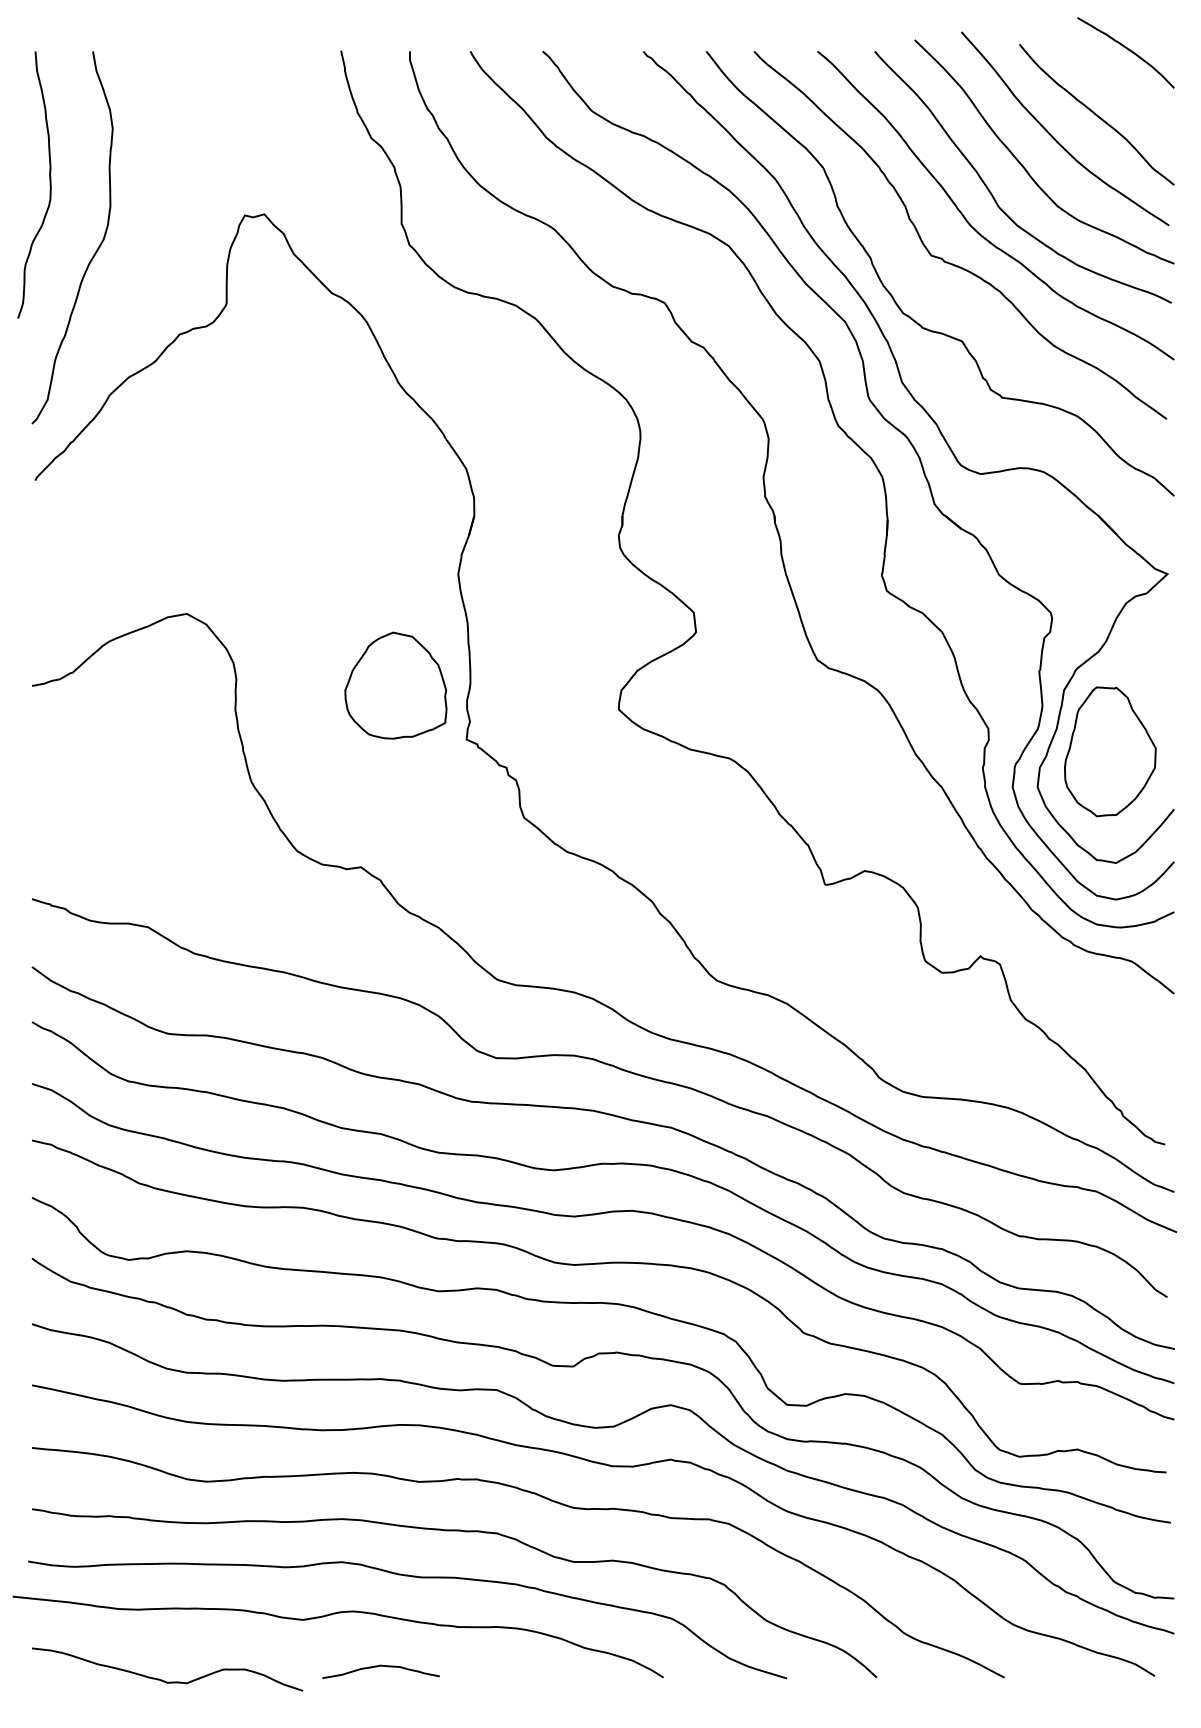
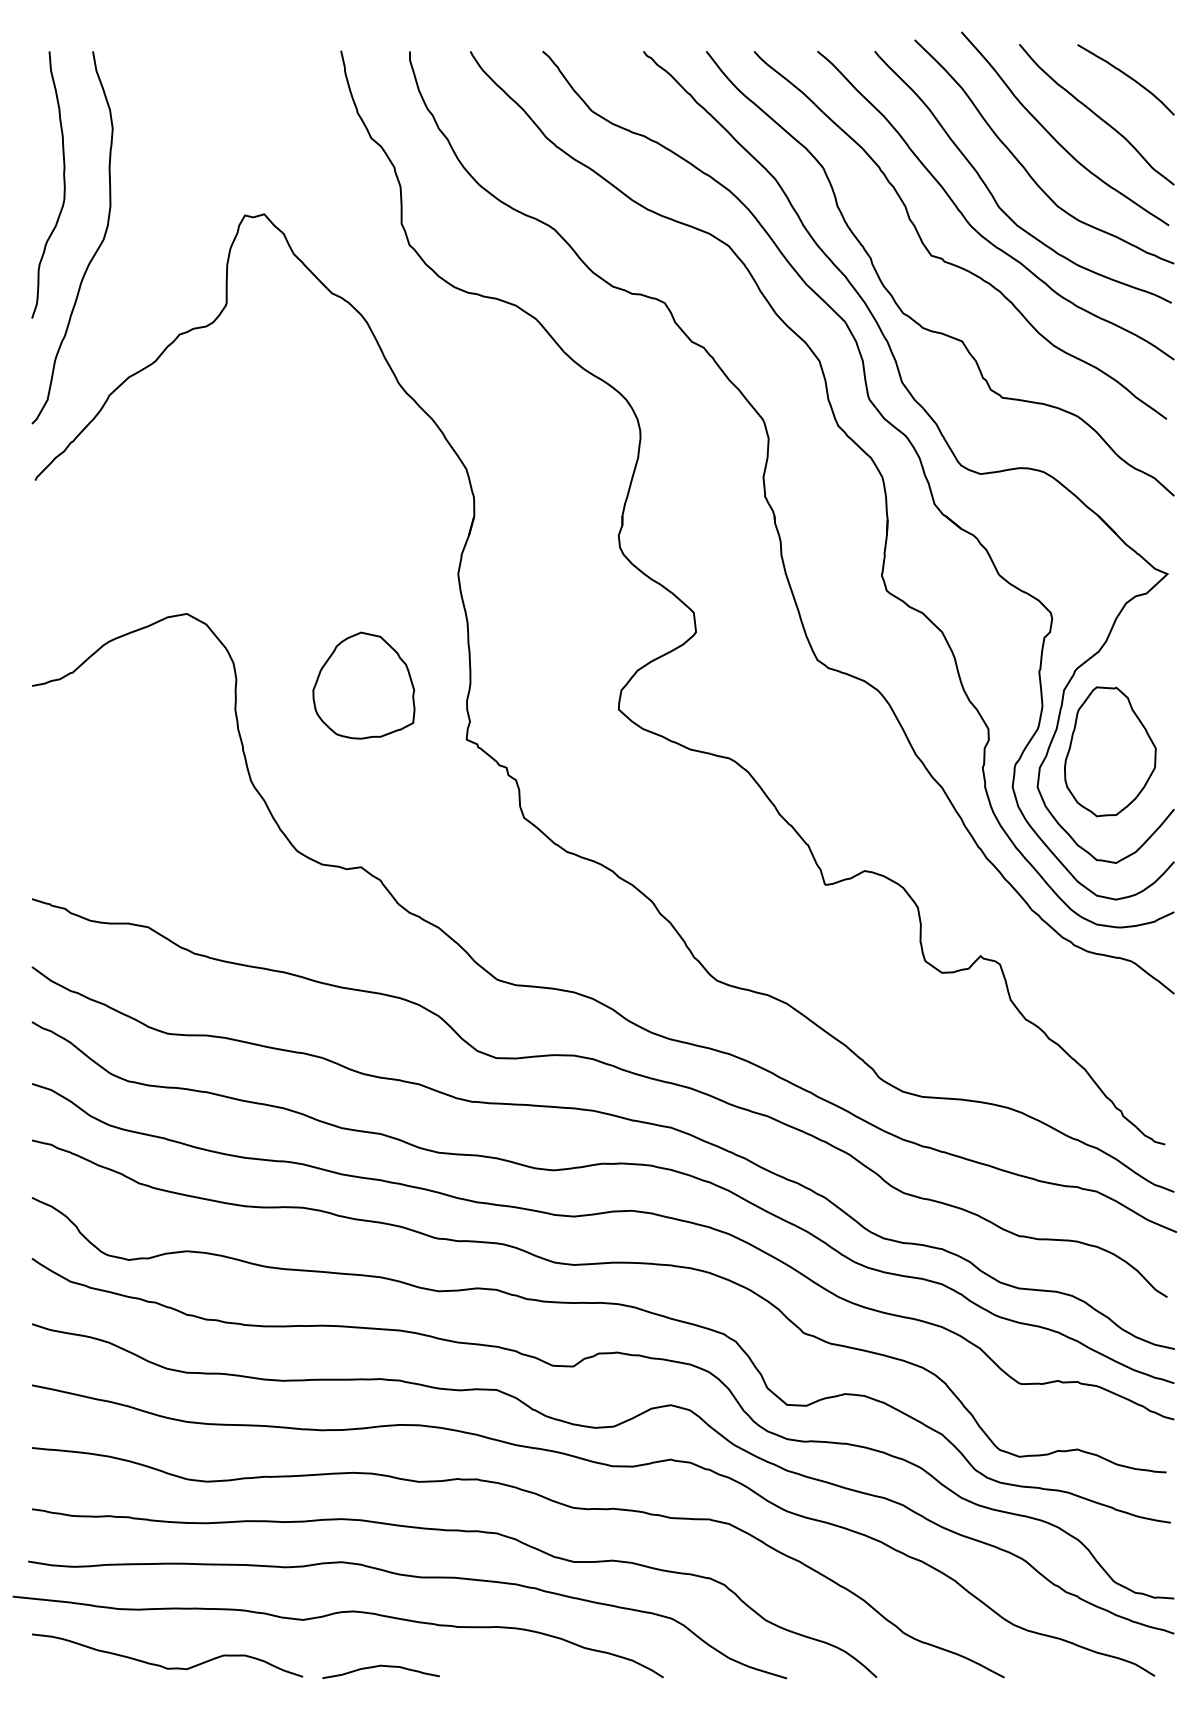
curve position: (1126, 49) -> (1126, 76) (1126, 76)
curve position: (49, 184) -> (63, 184) (63, 184)
part position: (395, 685) -> (363, 685) (363, 685)
curve position: (162, 1679) -> (162, 1665) (162, 1665)
